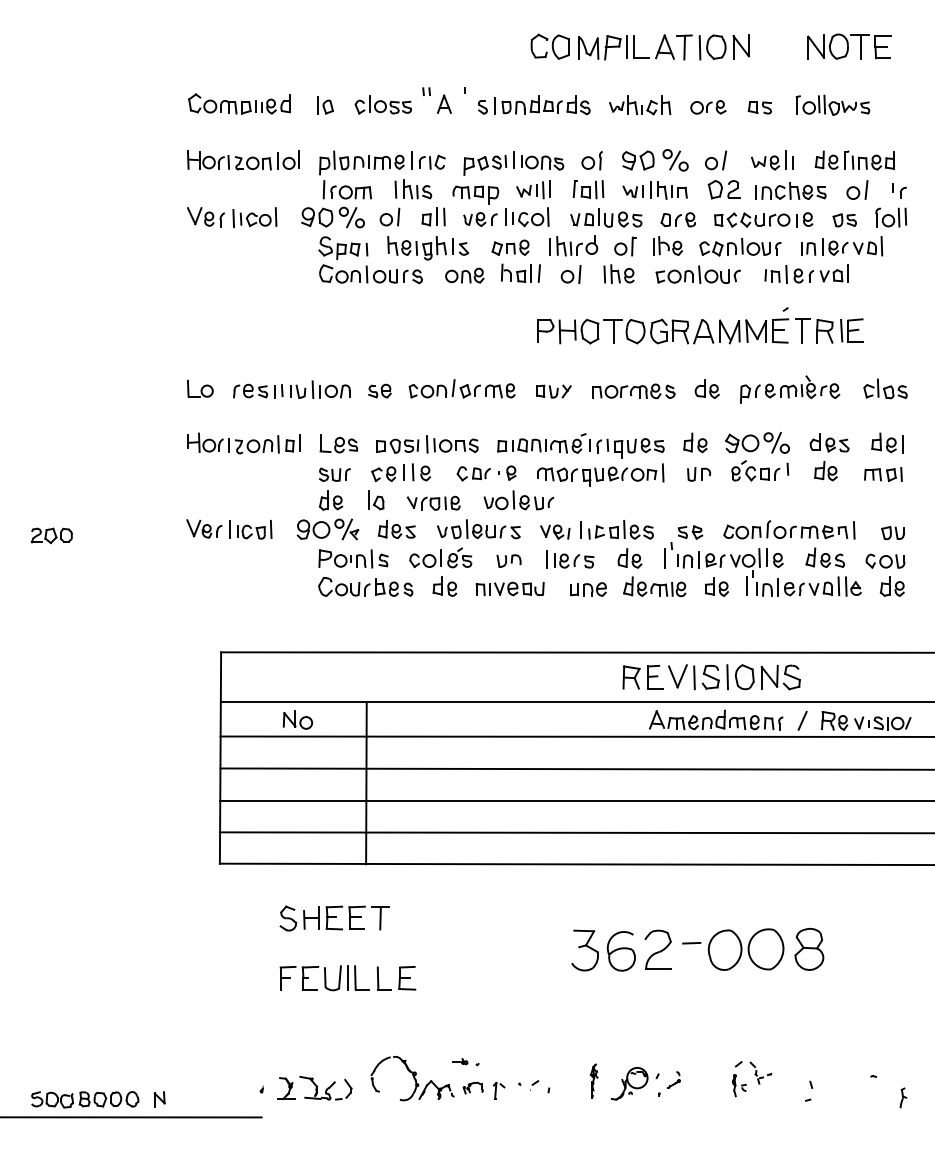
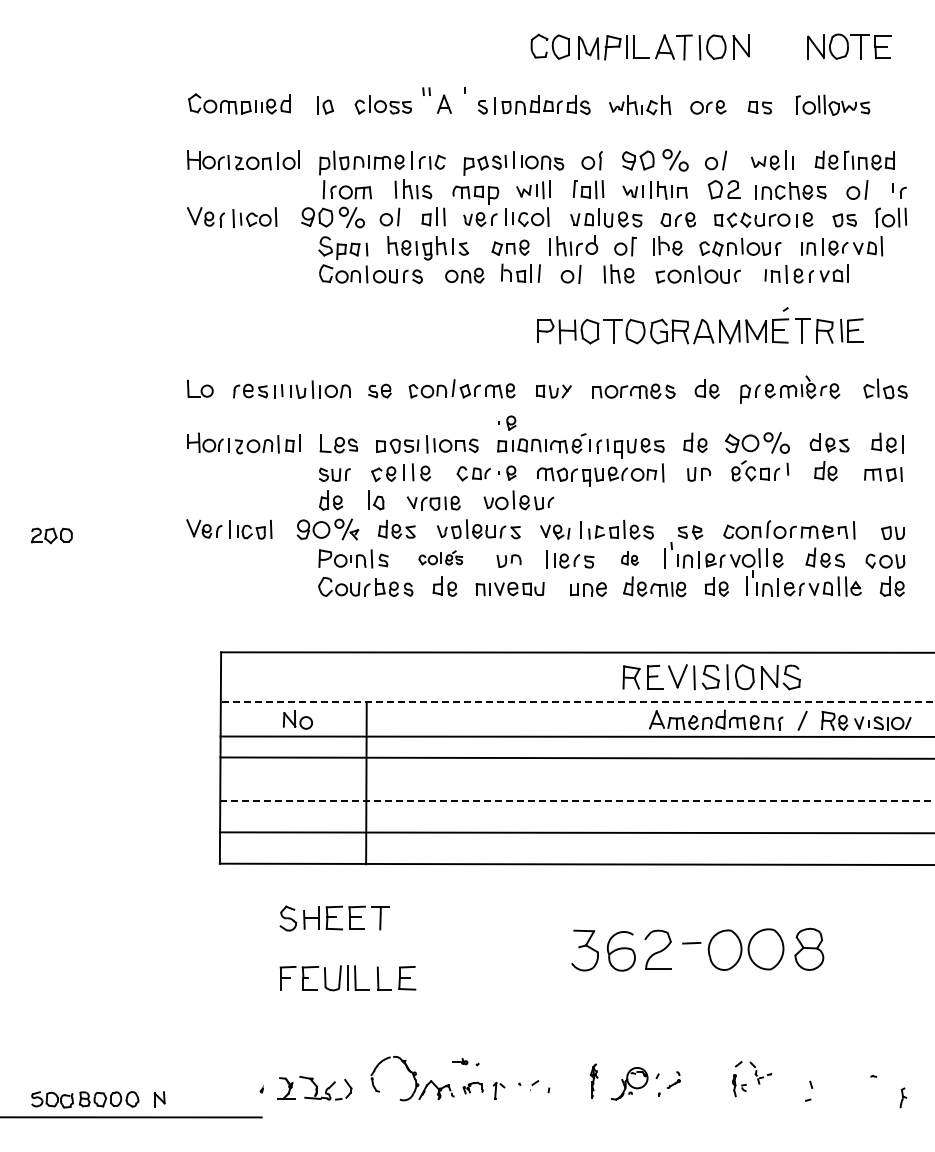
part: none -> present (507, 422)
part size: 64x22 px -> 46x16 px (440, 557)
part size: 26x21 px -> 18x15 px (629, 558)
line: solid -> dashed (578, 702)
line position: (575, 768) -> (575, 757) (575, 757)
line: solid -> dashed (577, 801)
